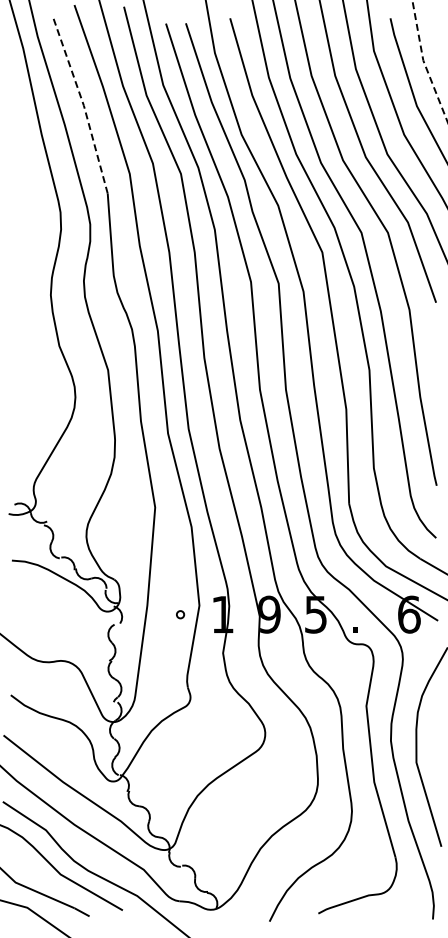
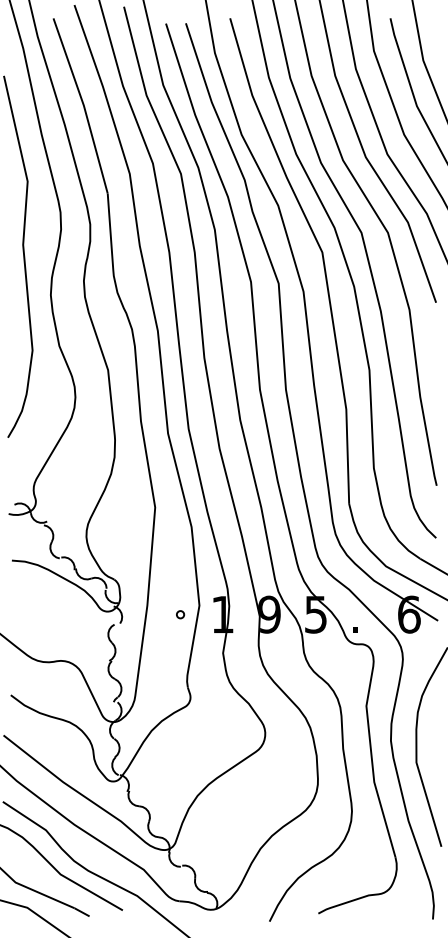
line: dashed -> solid (424, 62)
line: dashed -> solid (83, 105)
curve: none -> present (23, 256)
